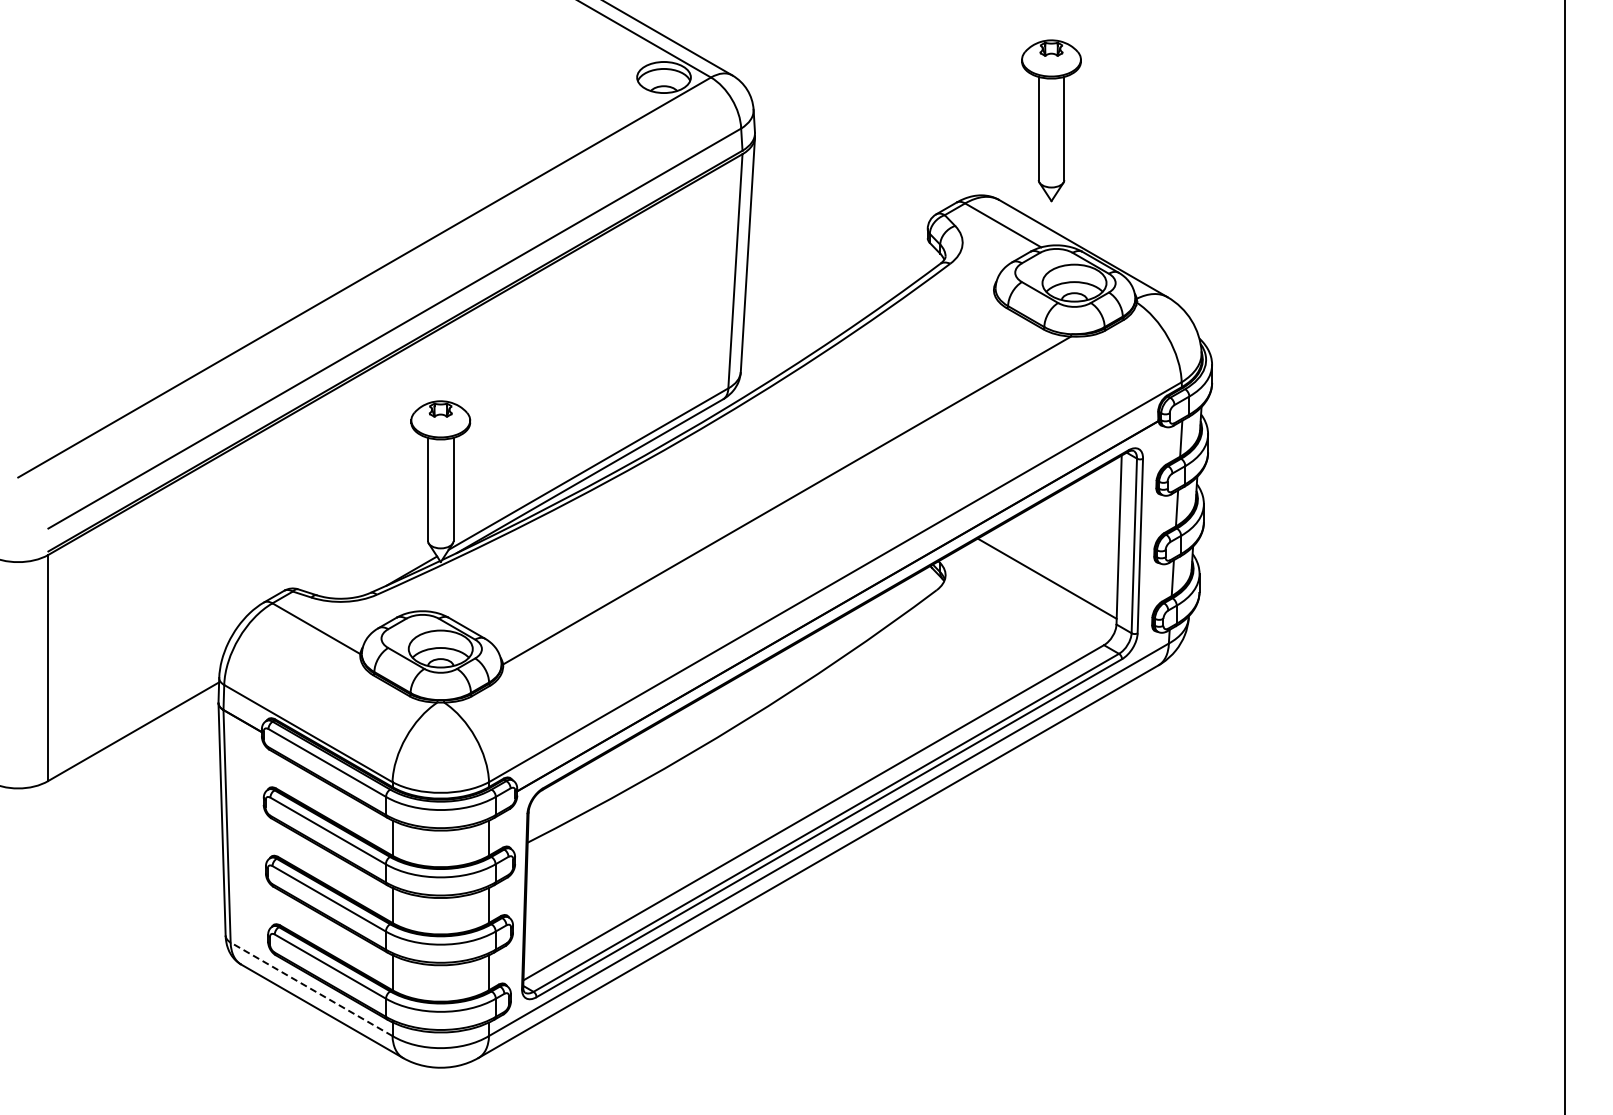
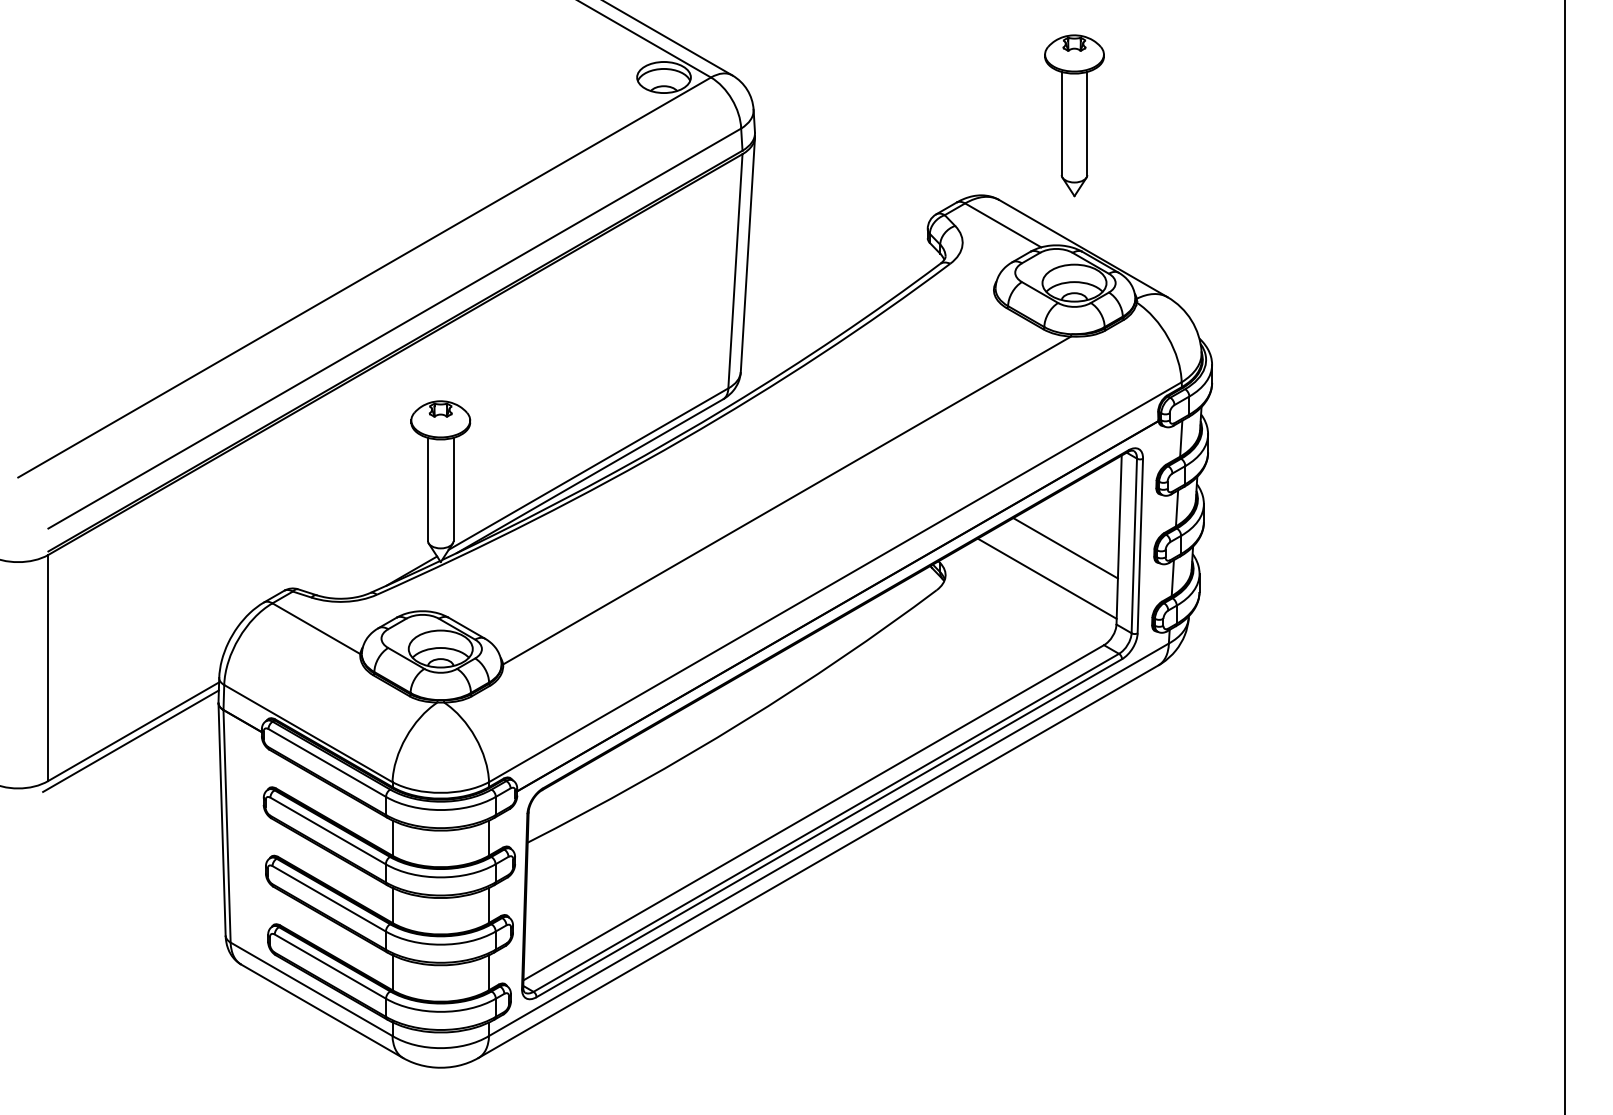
part position: (1051, 120) -> (1074, 115) (1074, 115)
line: none -> present (1065, 548)
line: none -> present (130, 740)
line: dashed -> solid (311, 989)
